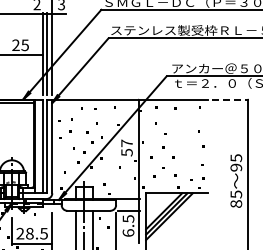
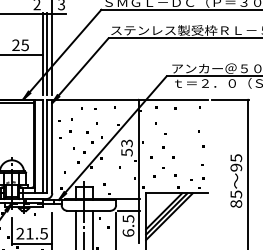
line: dashed -> solid (230, 99)
text: 57 -> 53 (126, 143)
text: 28.5 -> 21.5 (29, 233)
